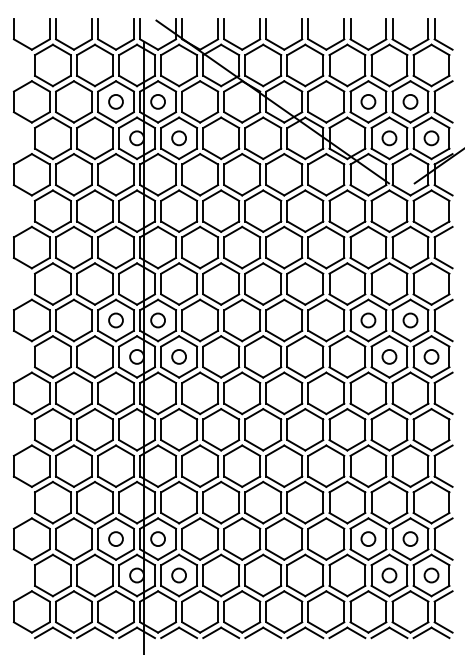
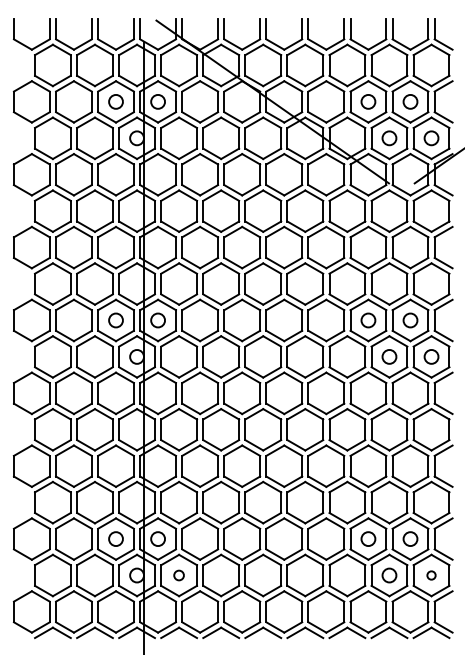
circle: present -> none (178, 138)
circle: present -> none (178, 356)
circle size: 16x17 px -> 12x13 px (178, 575)
circle size: 17x17 px -> 11x11 px (431, 575)
